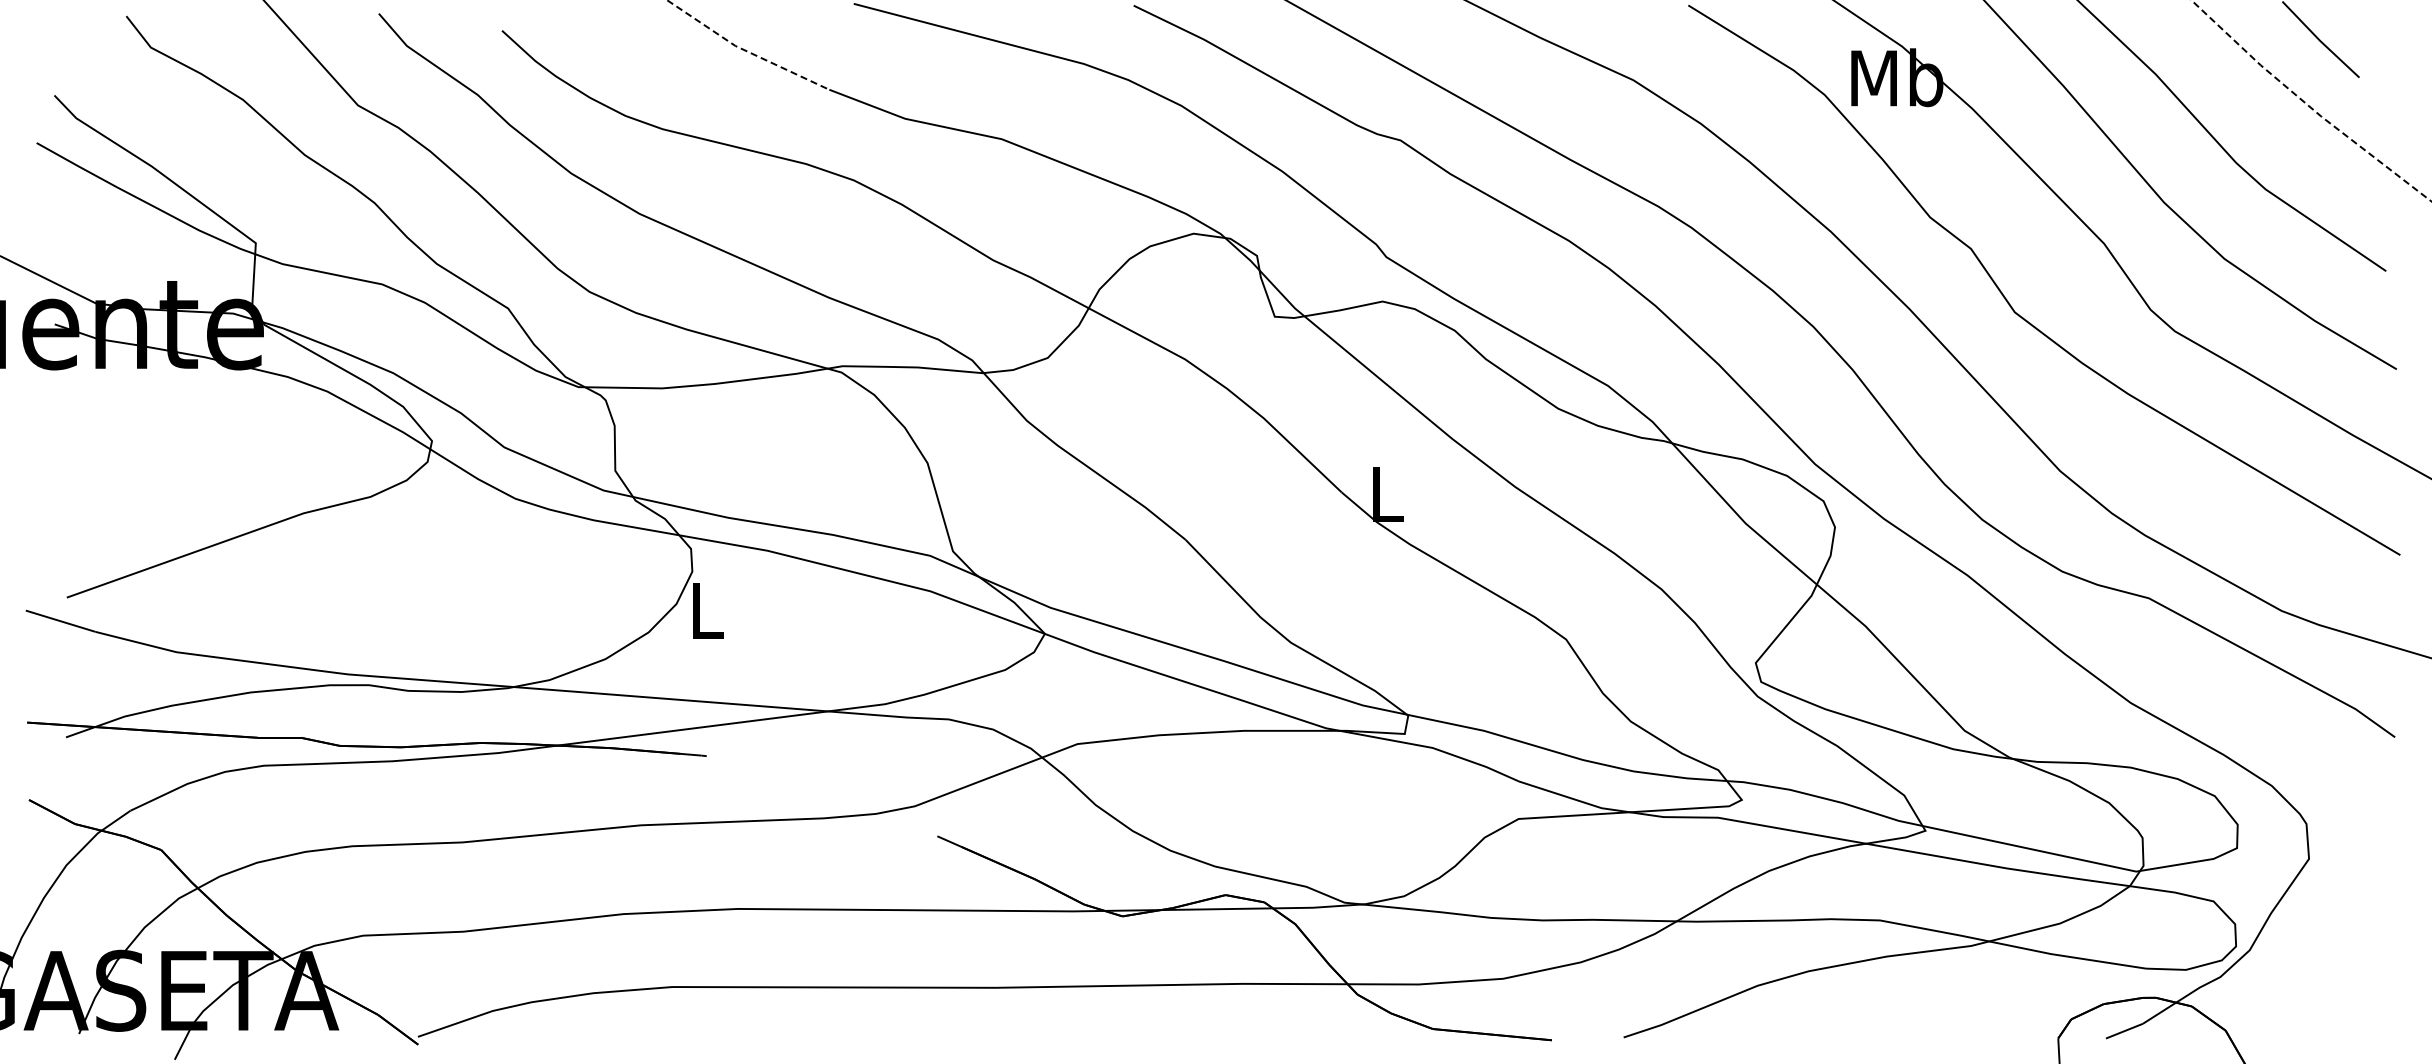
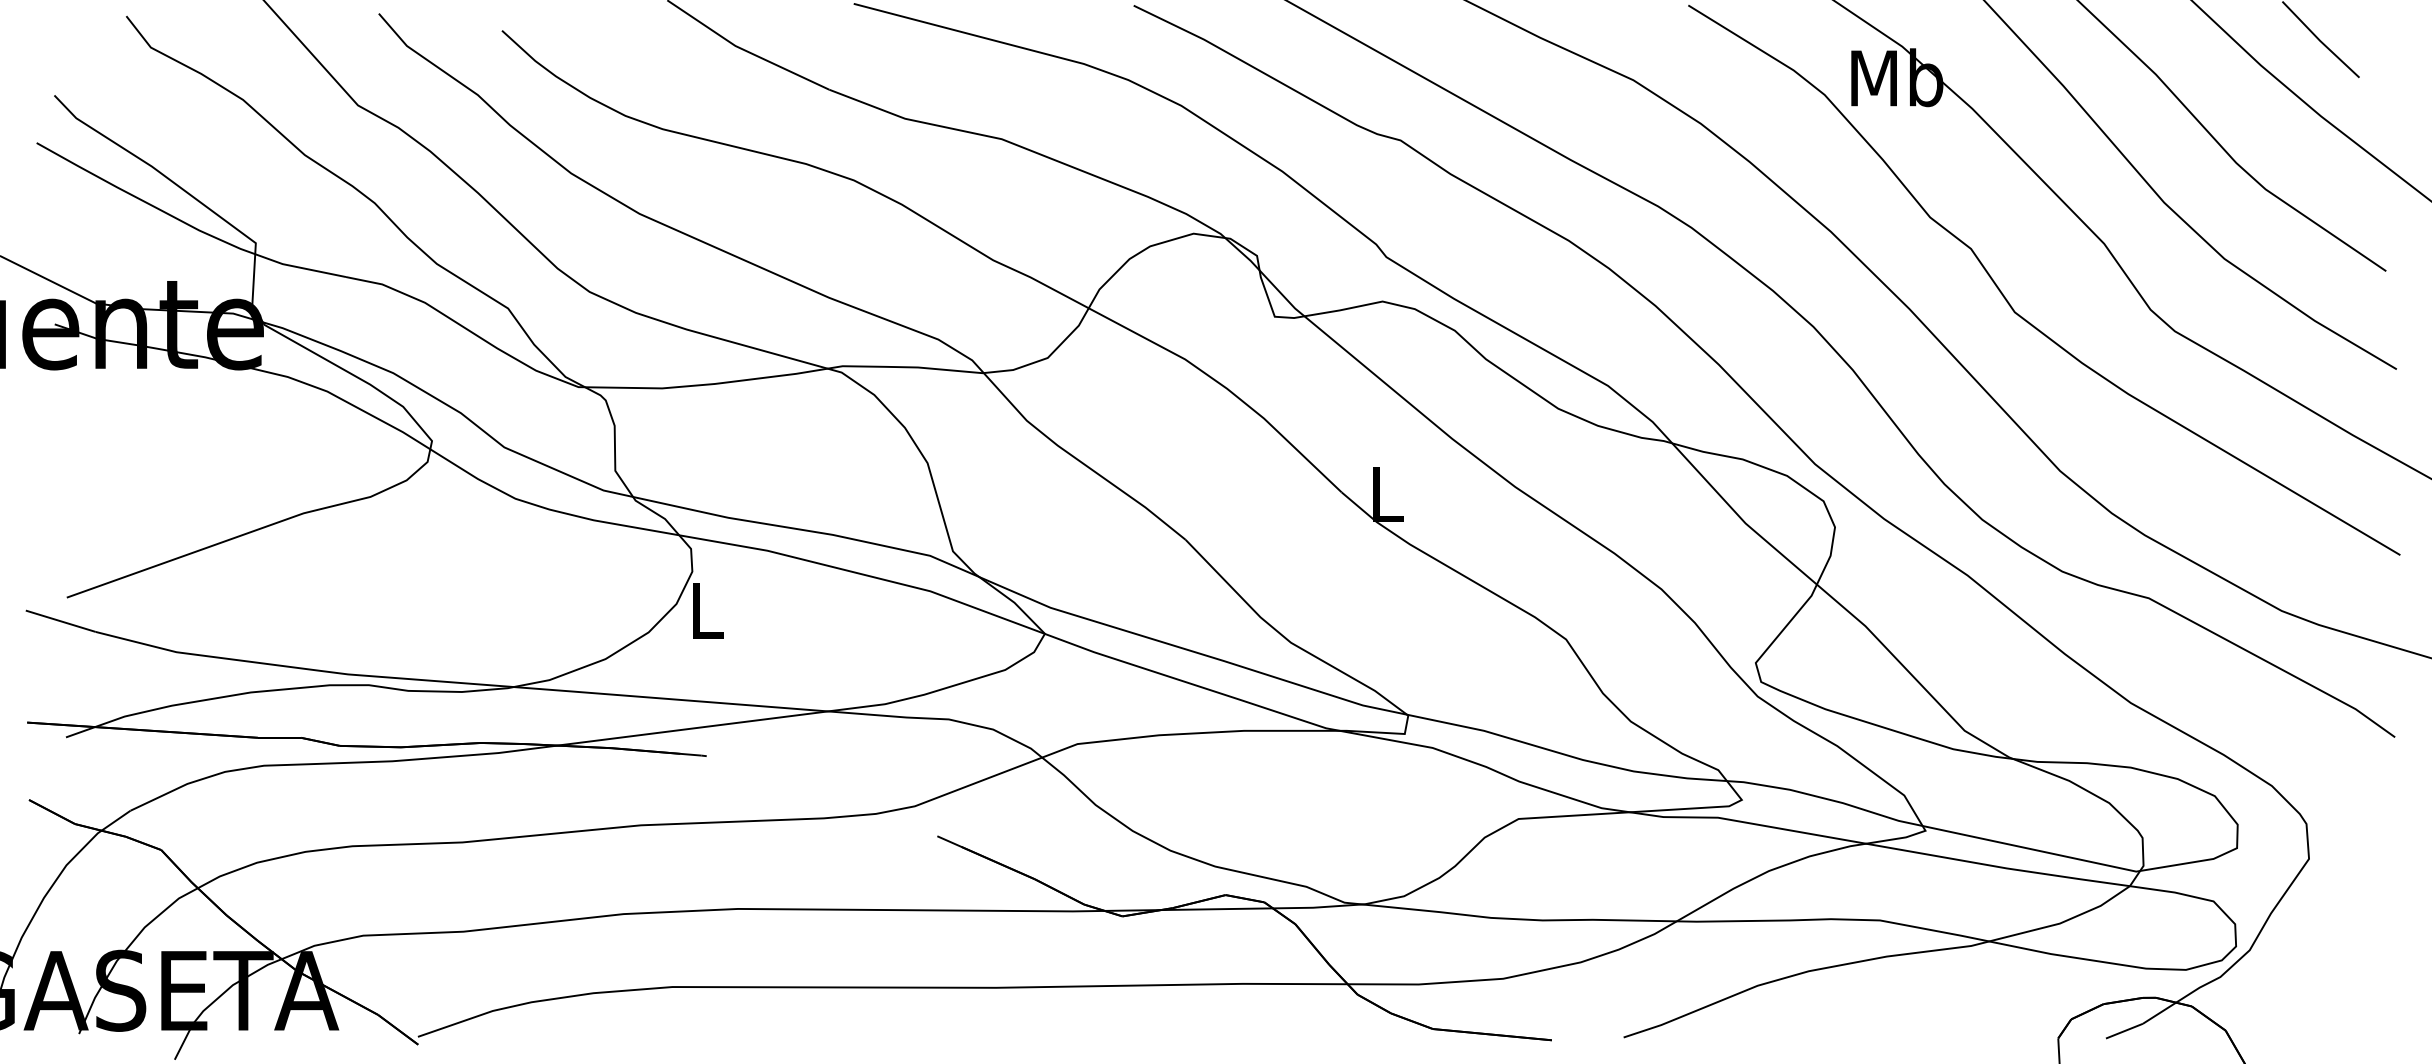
line: dashed -> solid (744, 50)
line: dashed -> solid (2308, 105)
